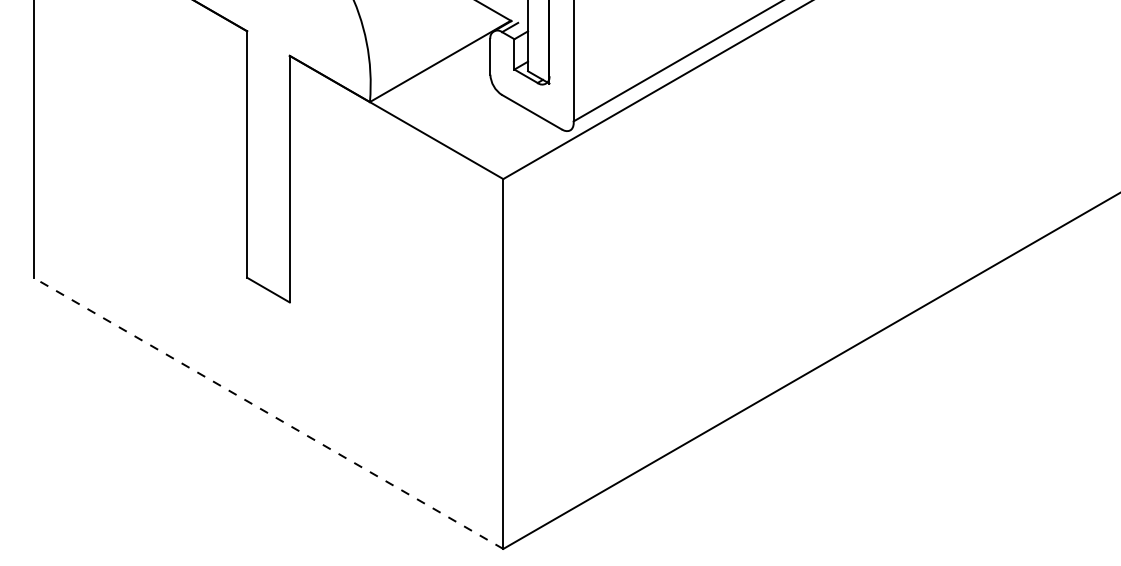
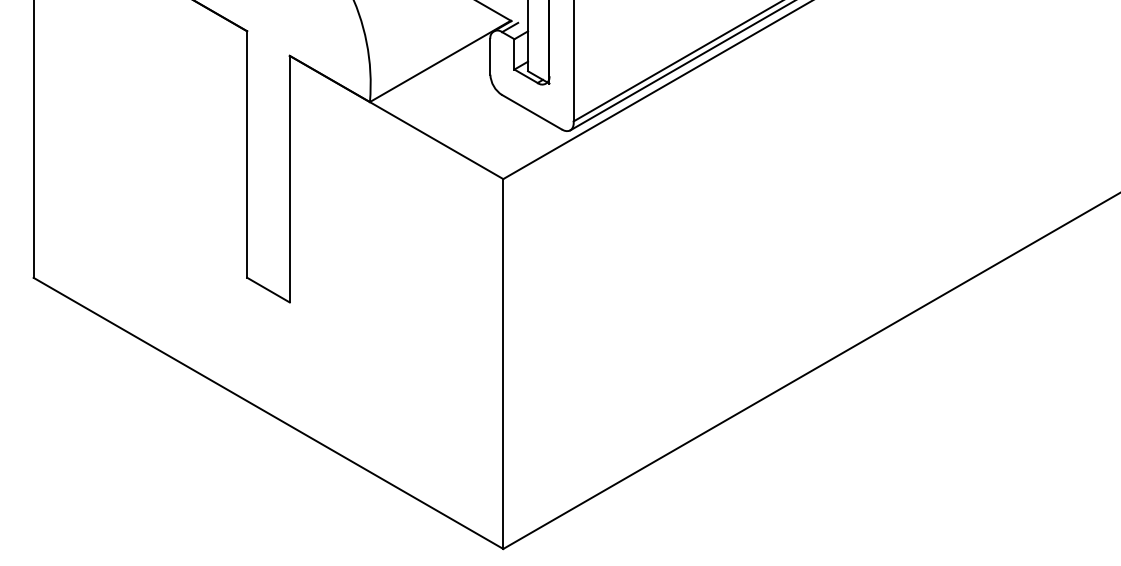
line: none -> present (681, 66)
line: dashed -> solid (268, 413)
